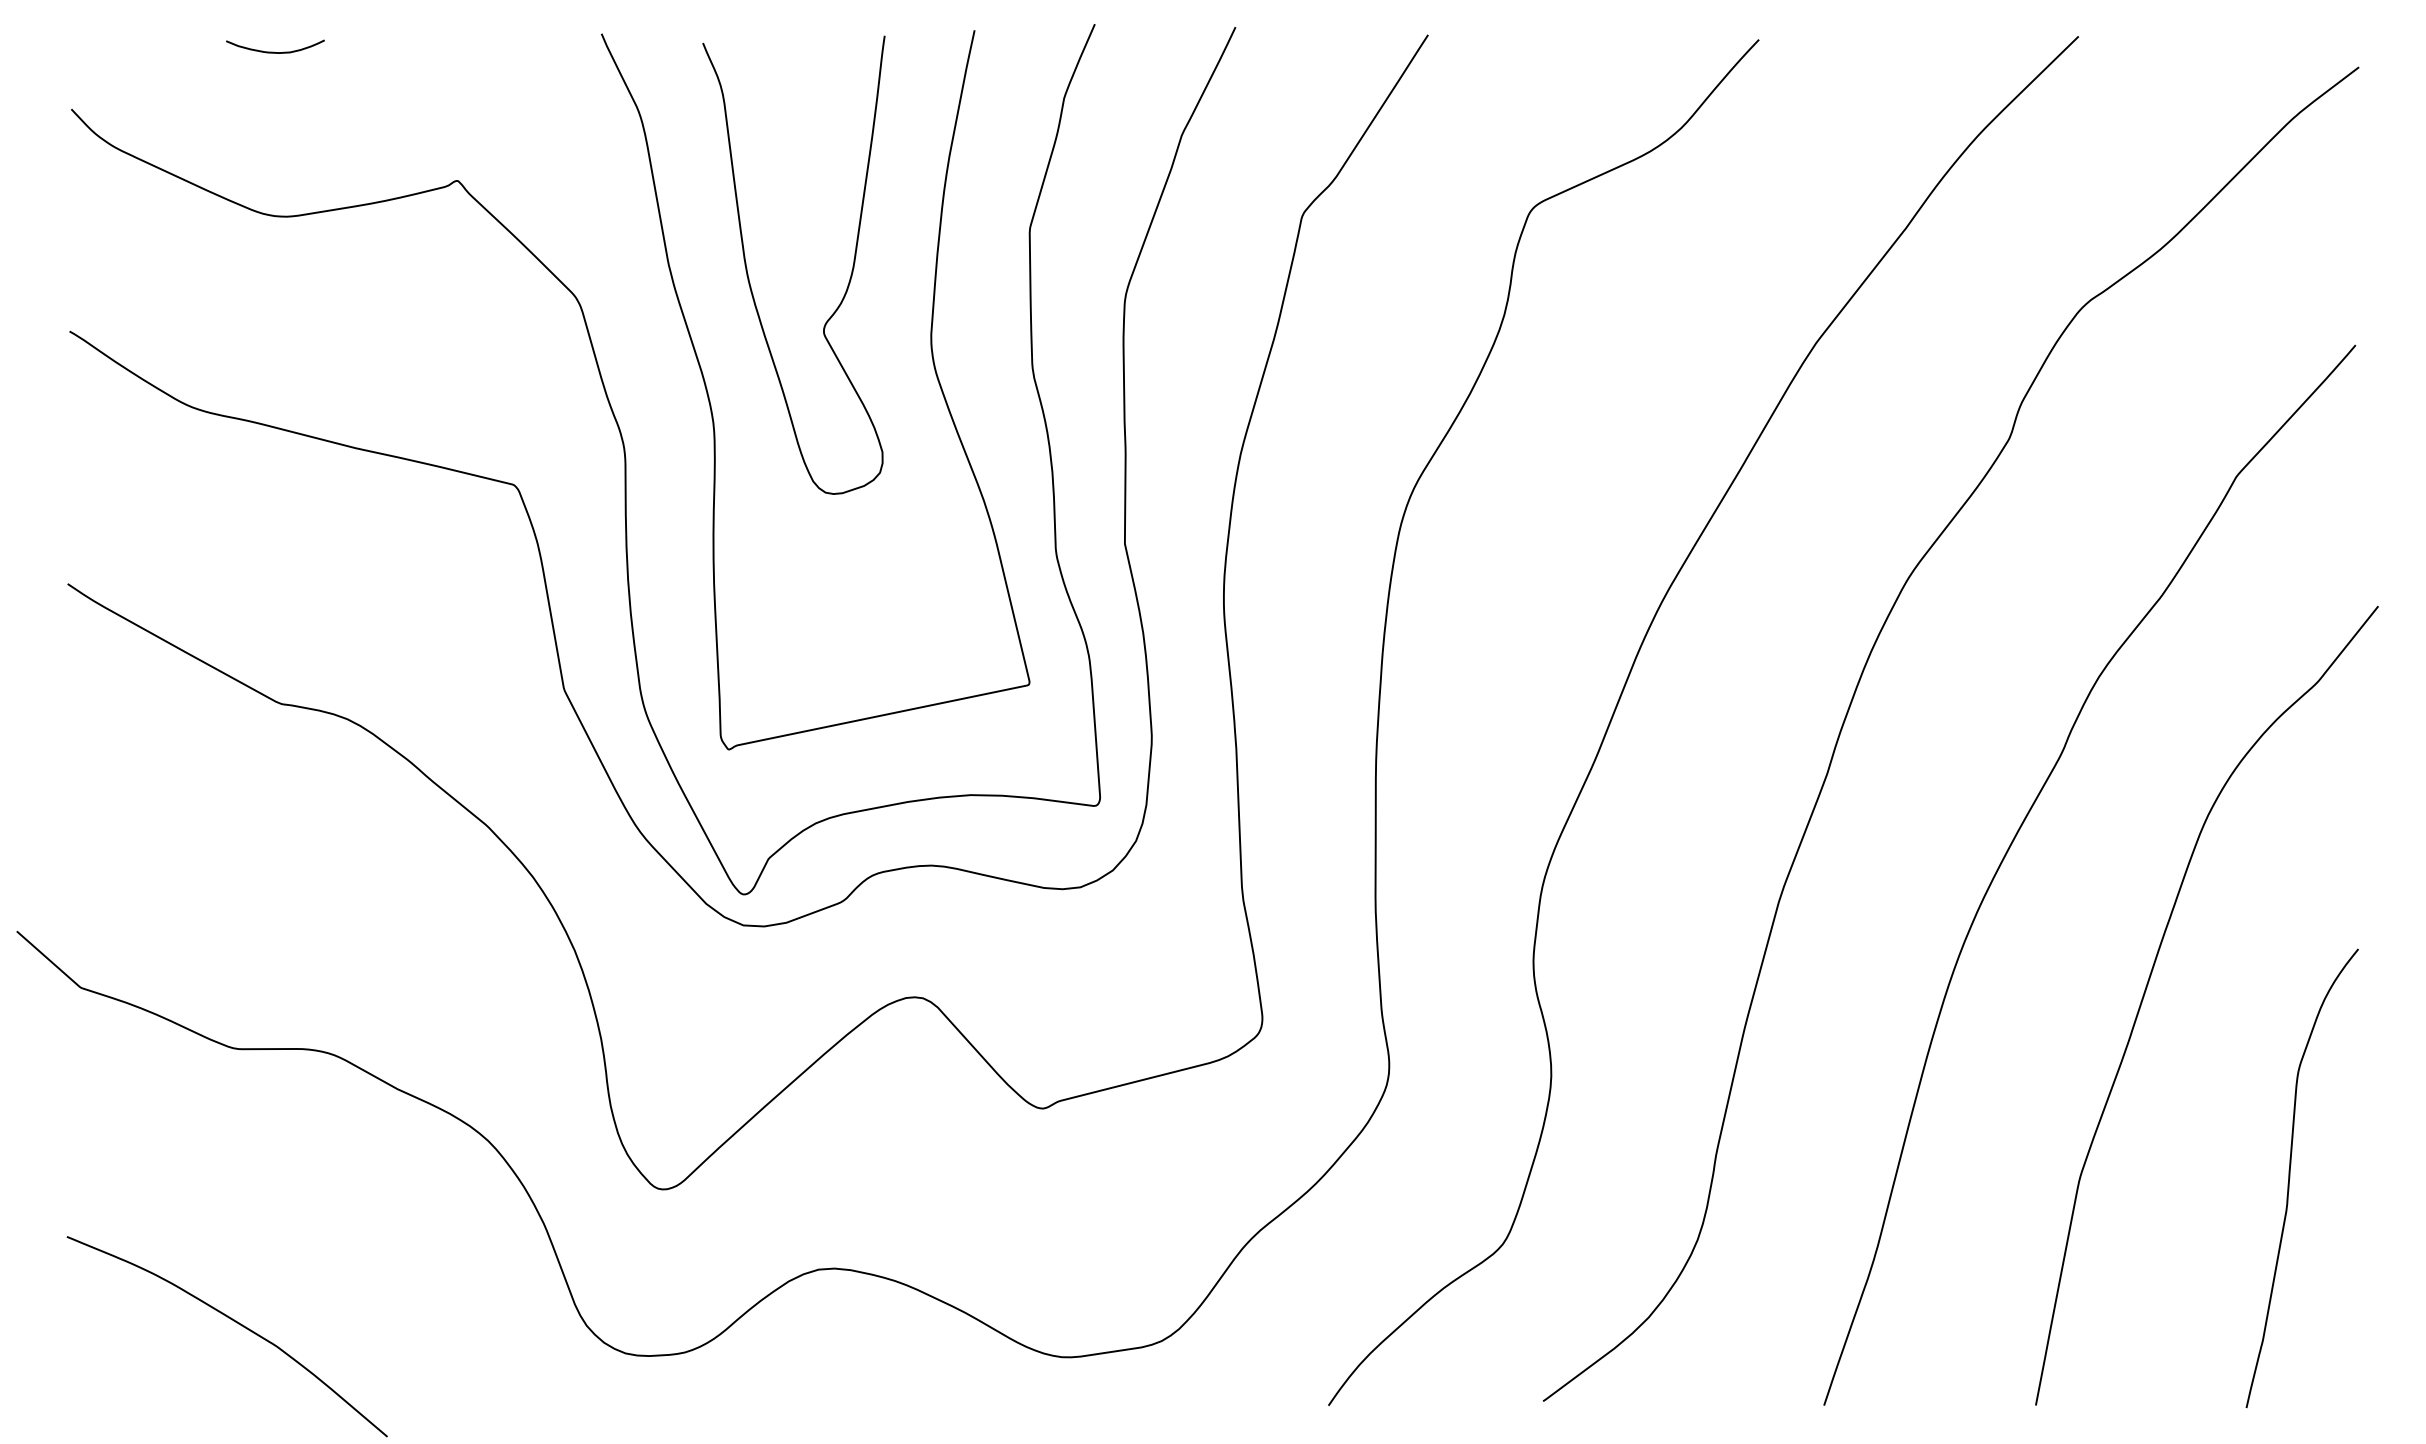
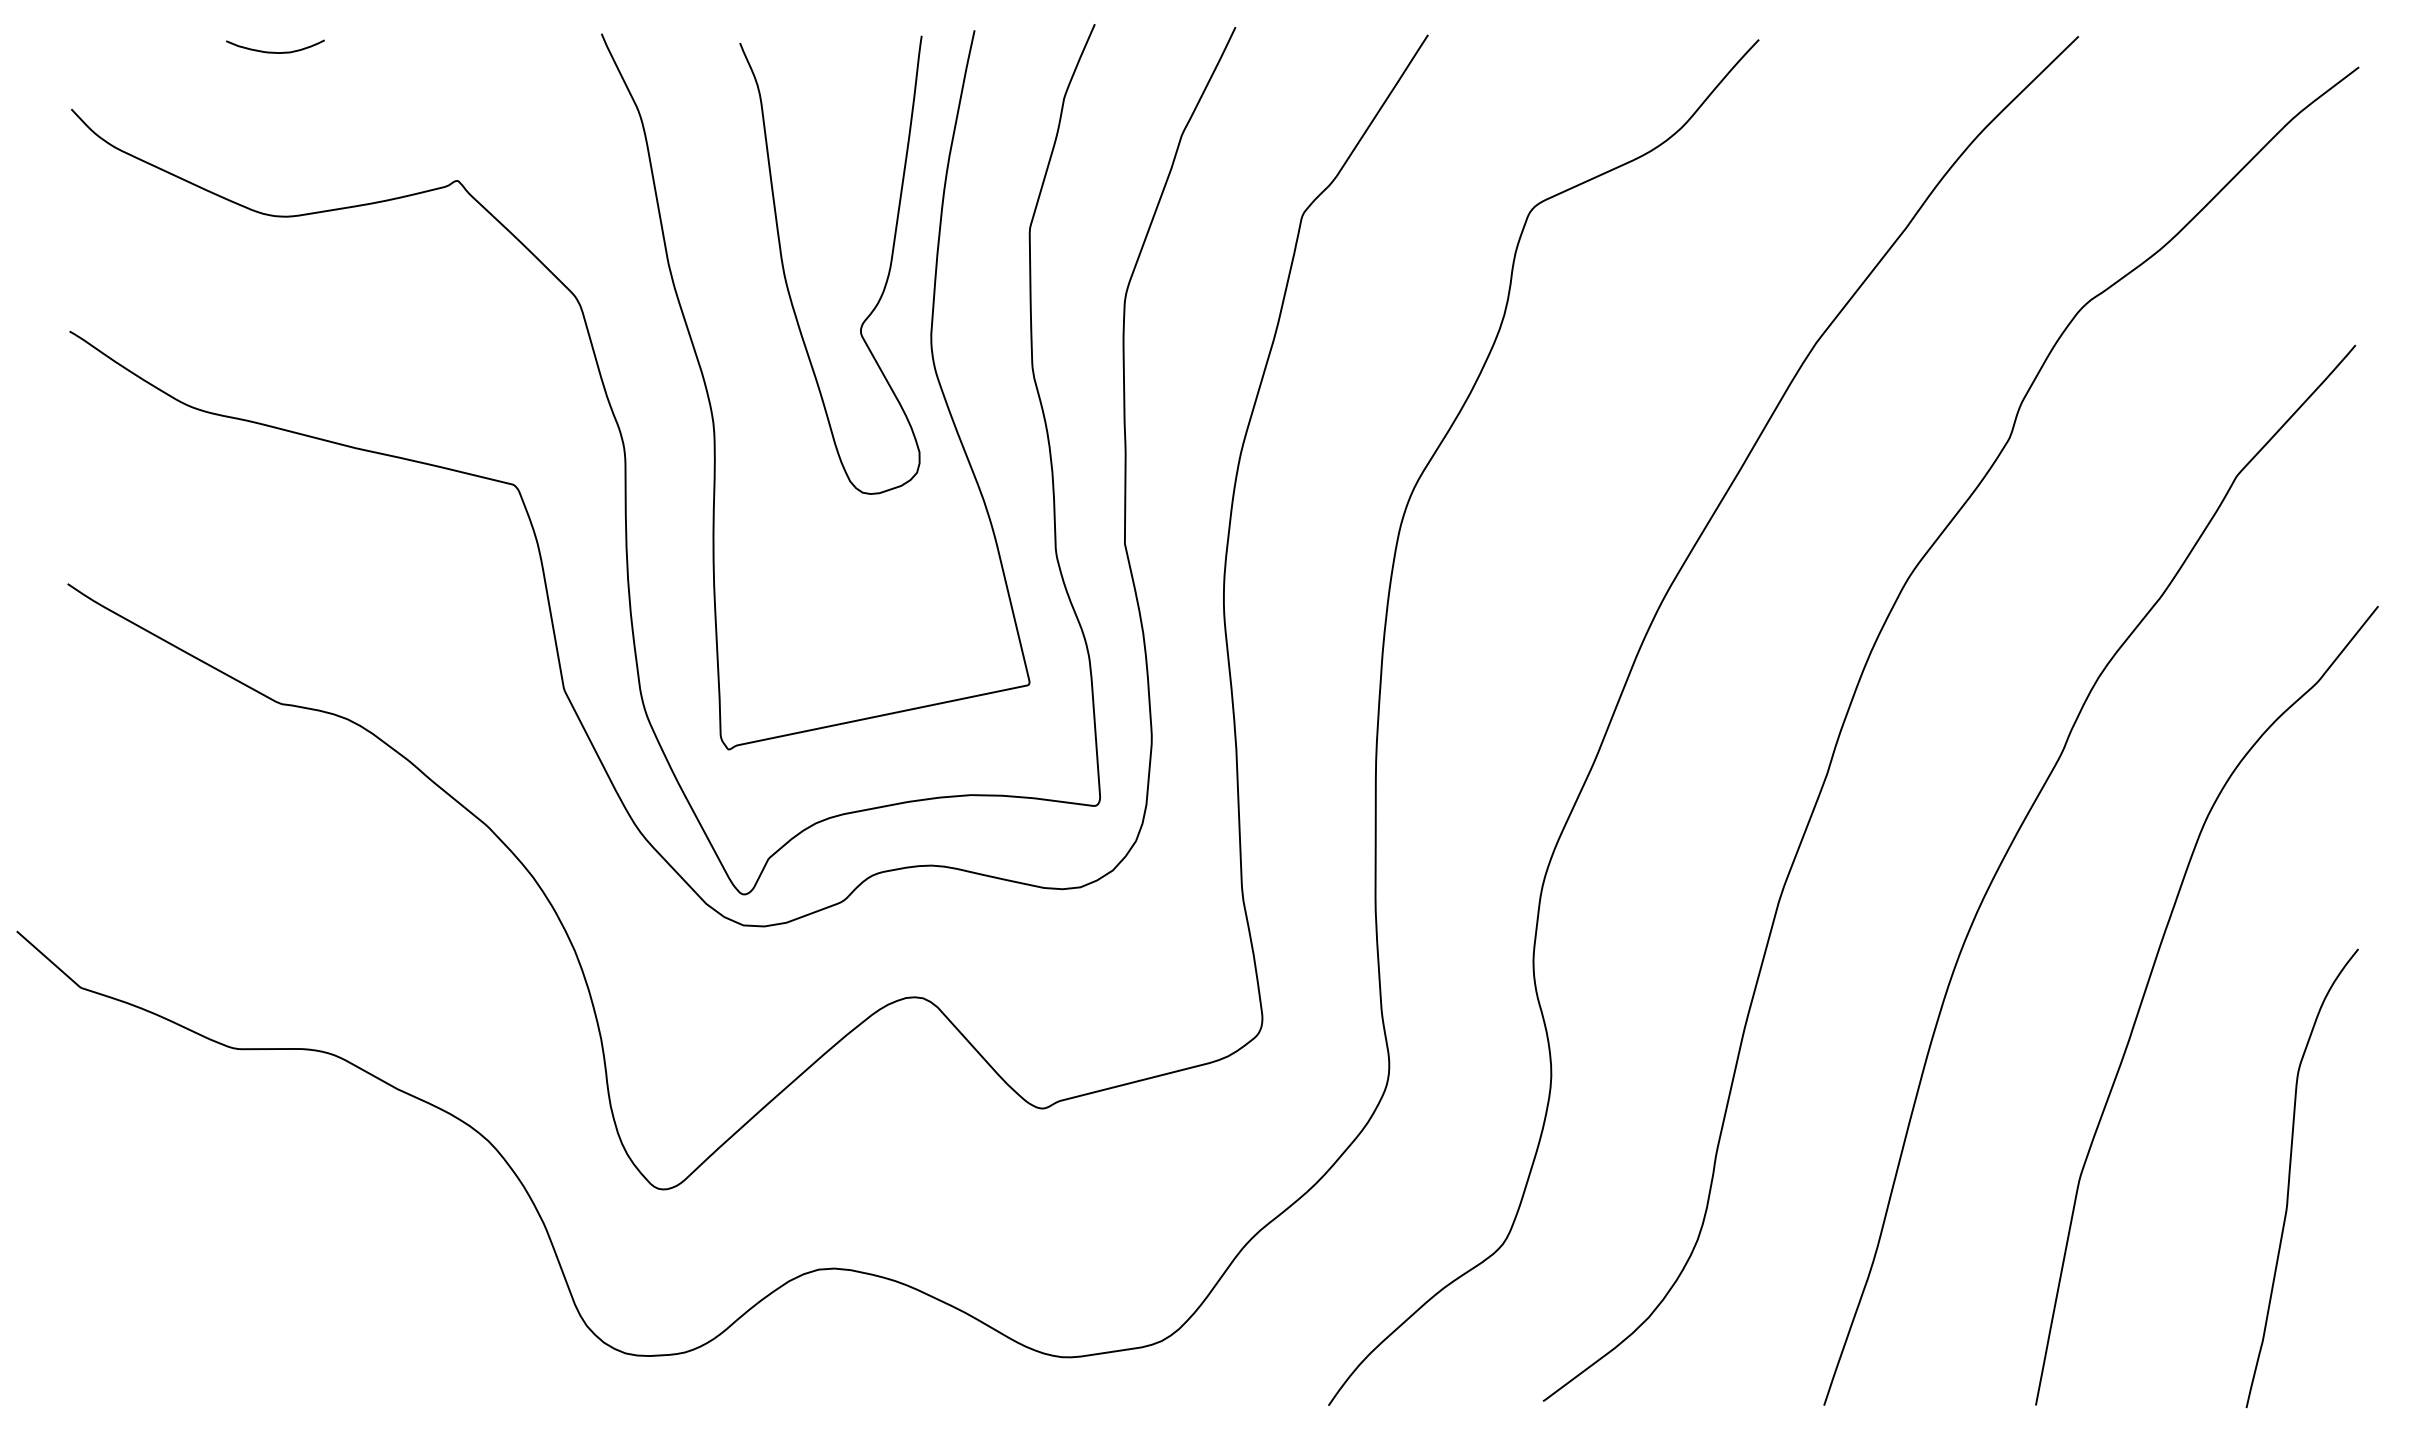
curve position: (748, 273) -> (785, 273) (785, 273)
curve: present -> none (233, 1321)
